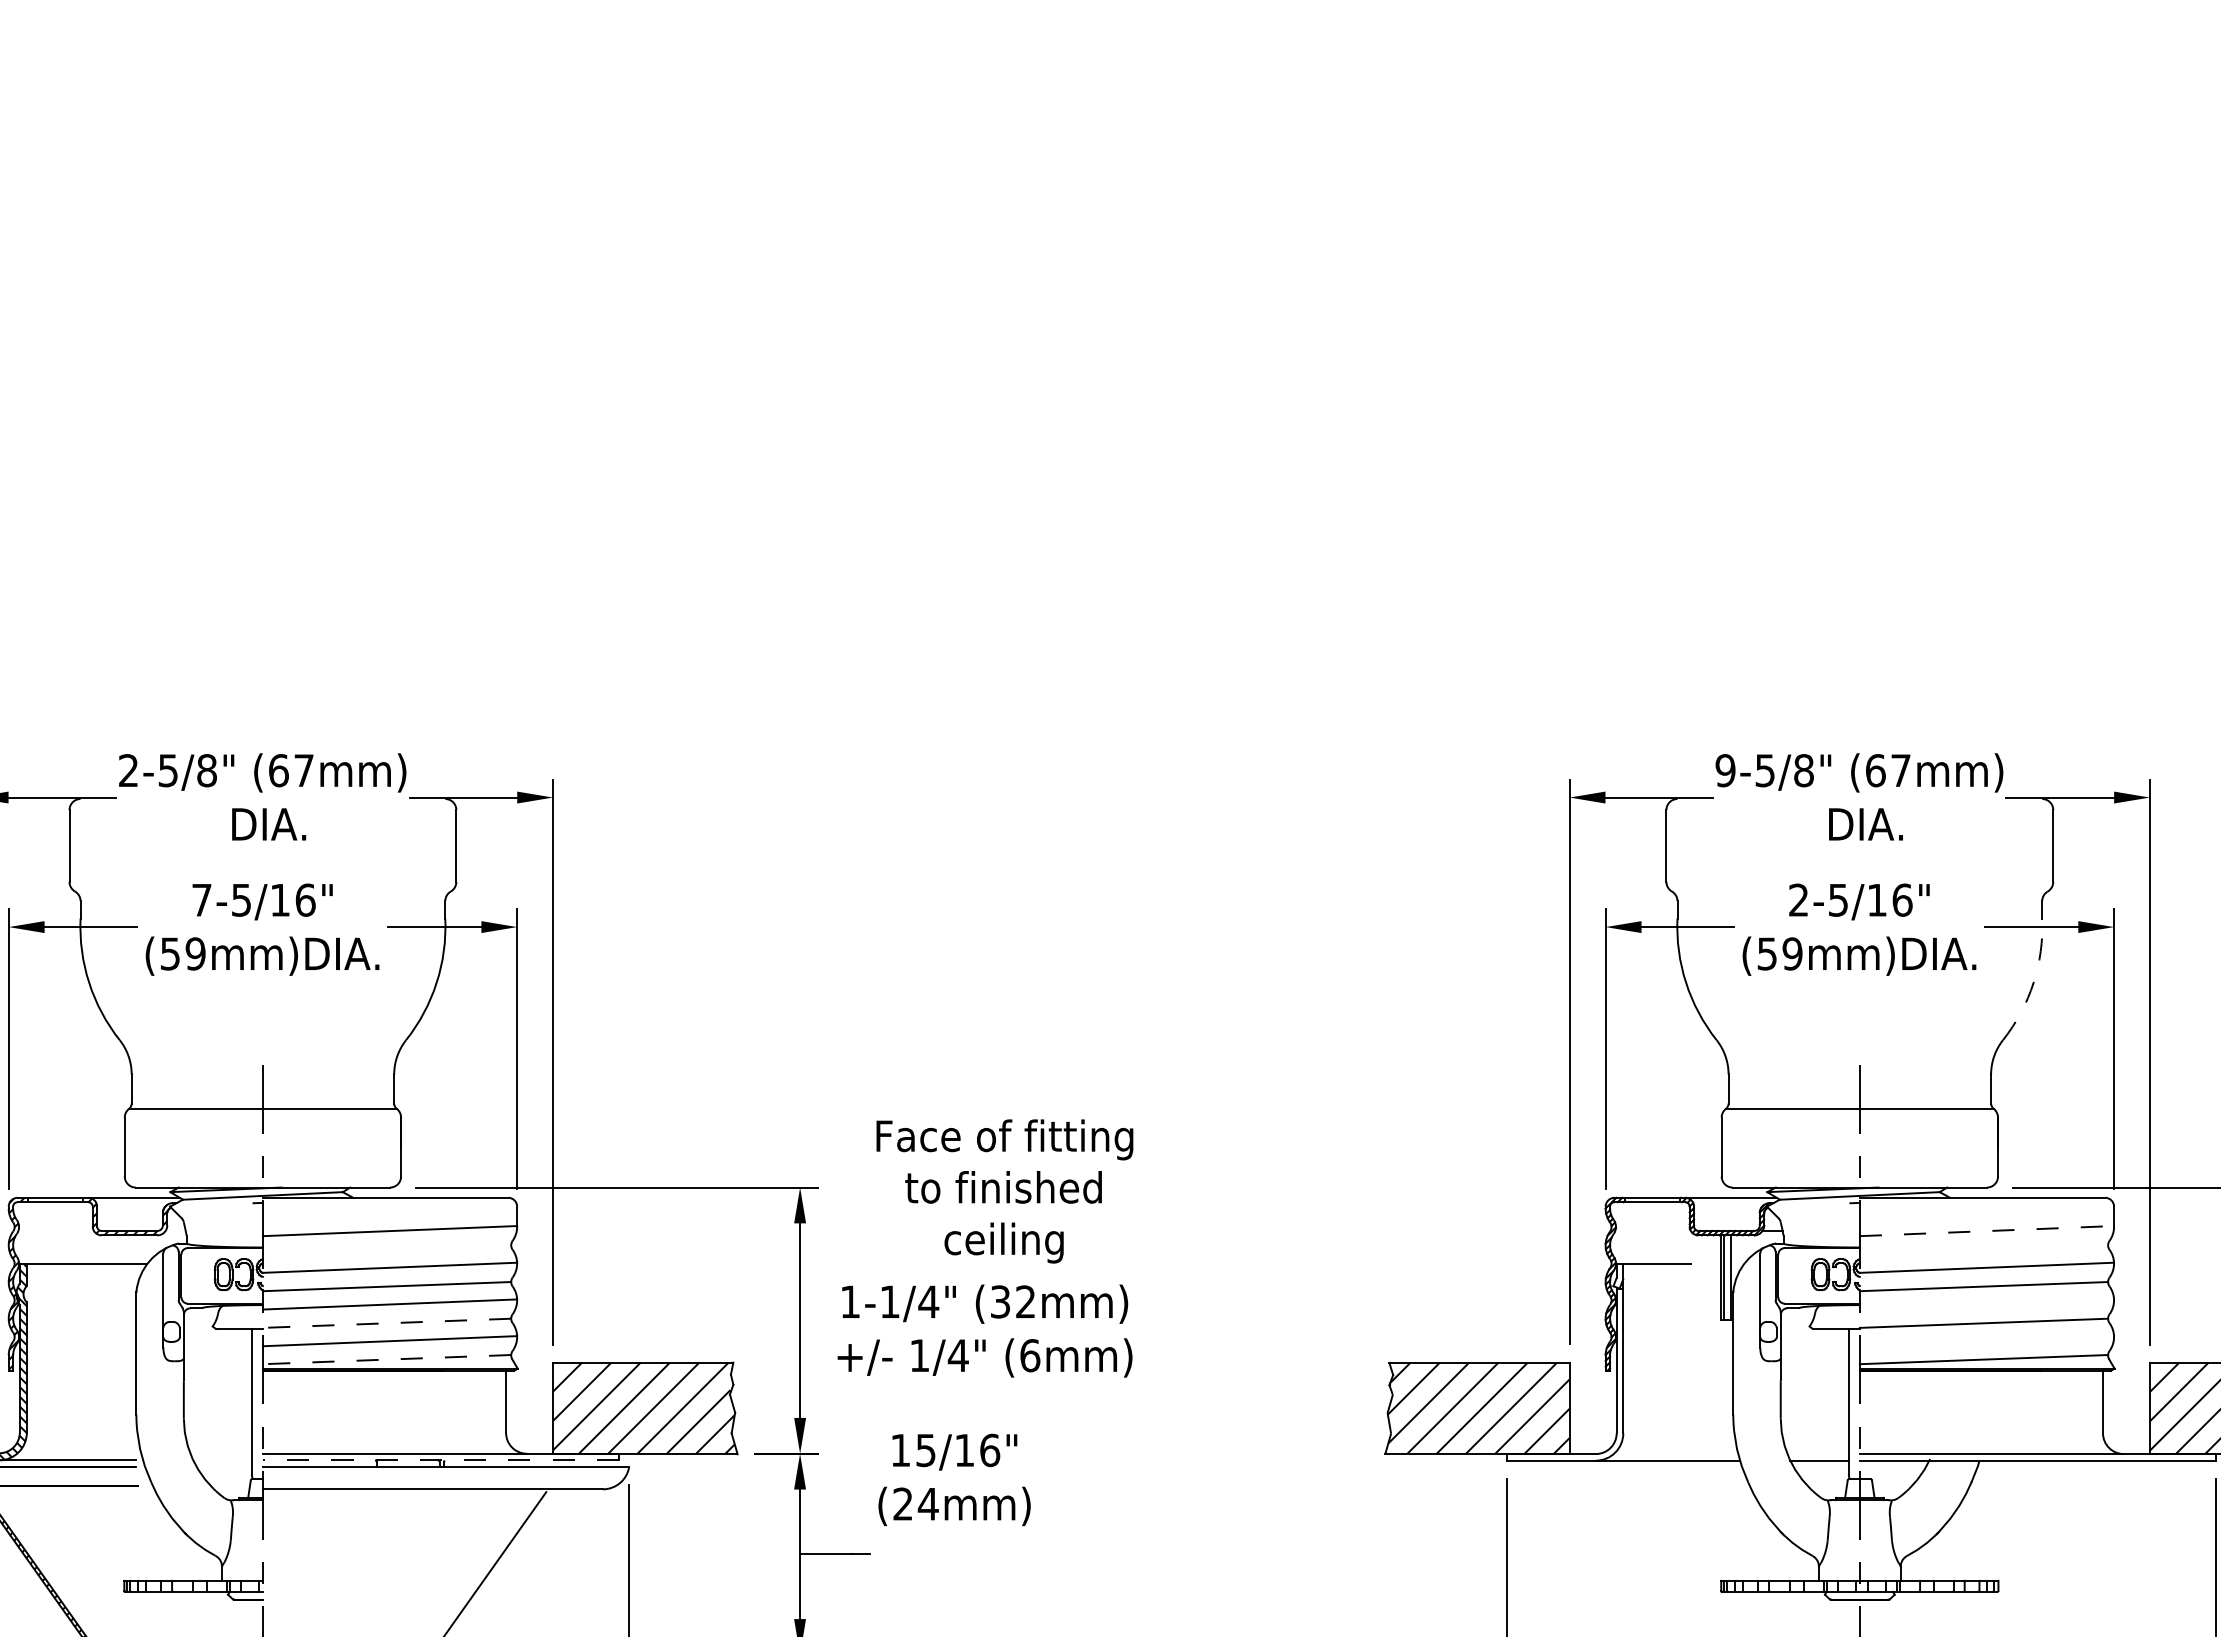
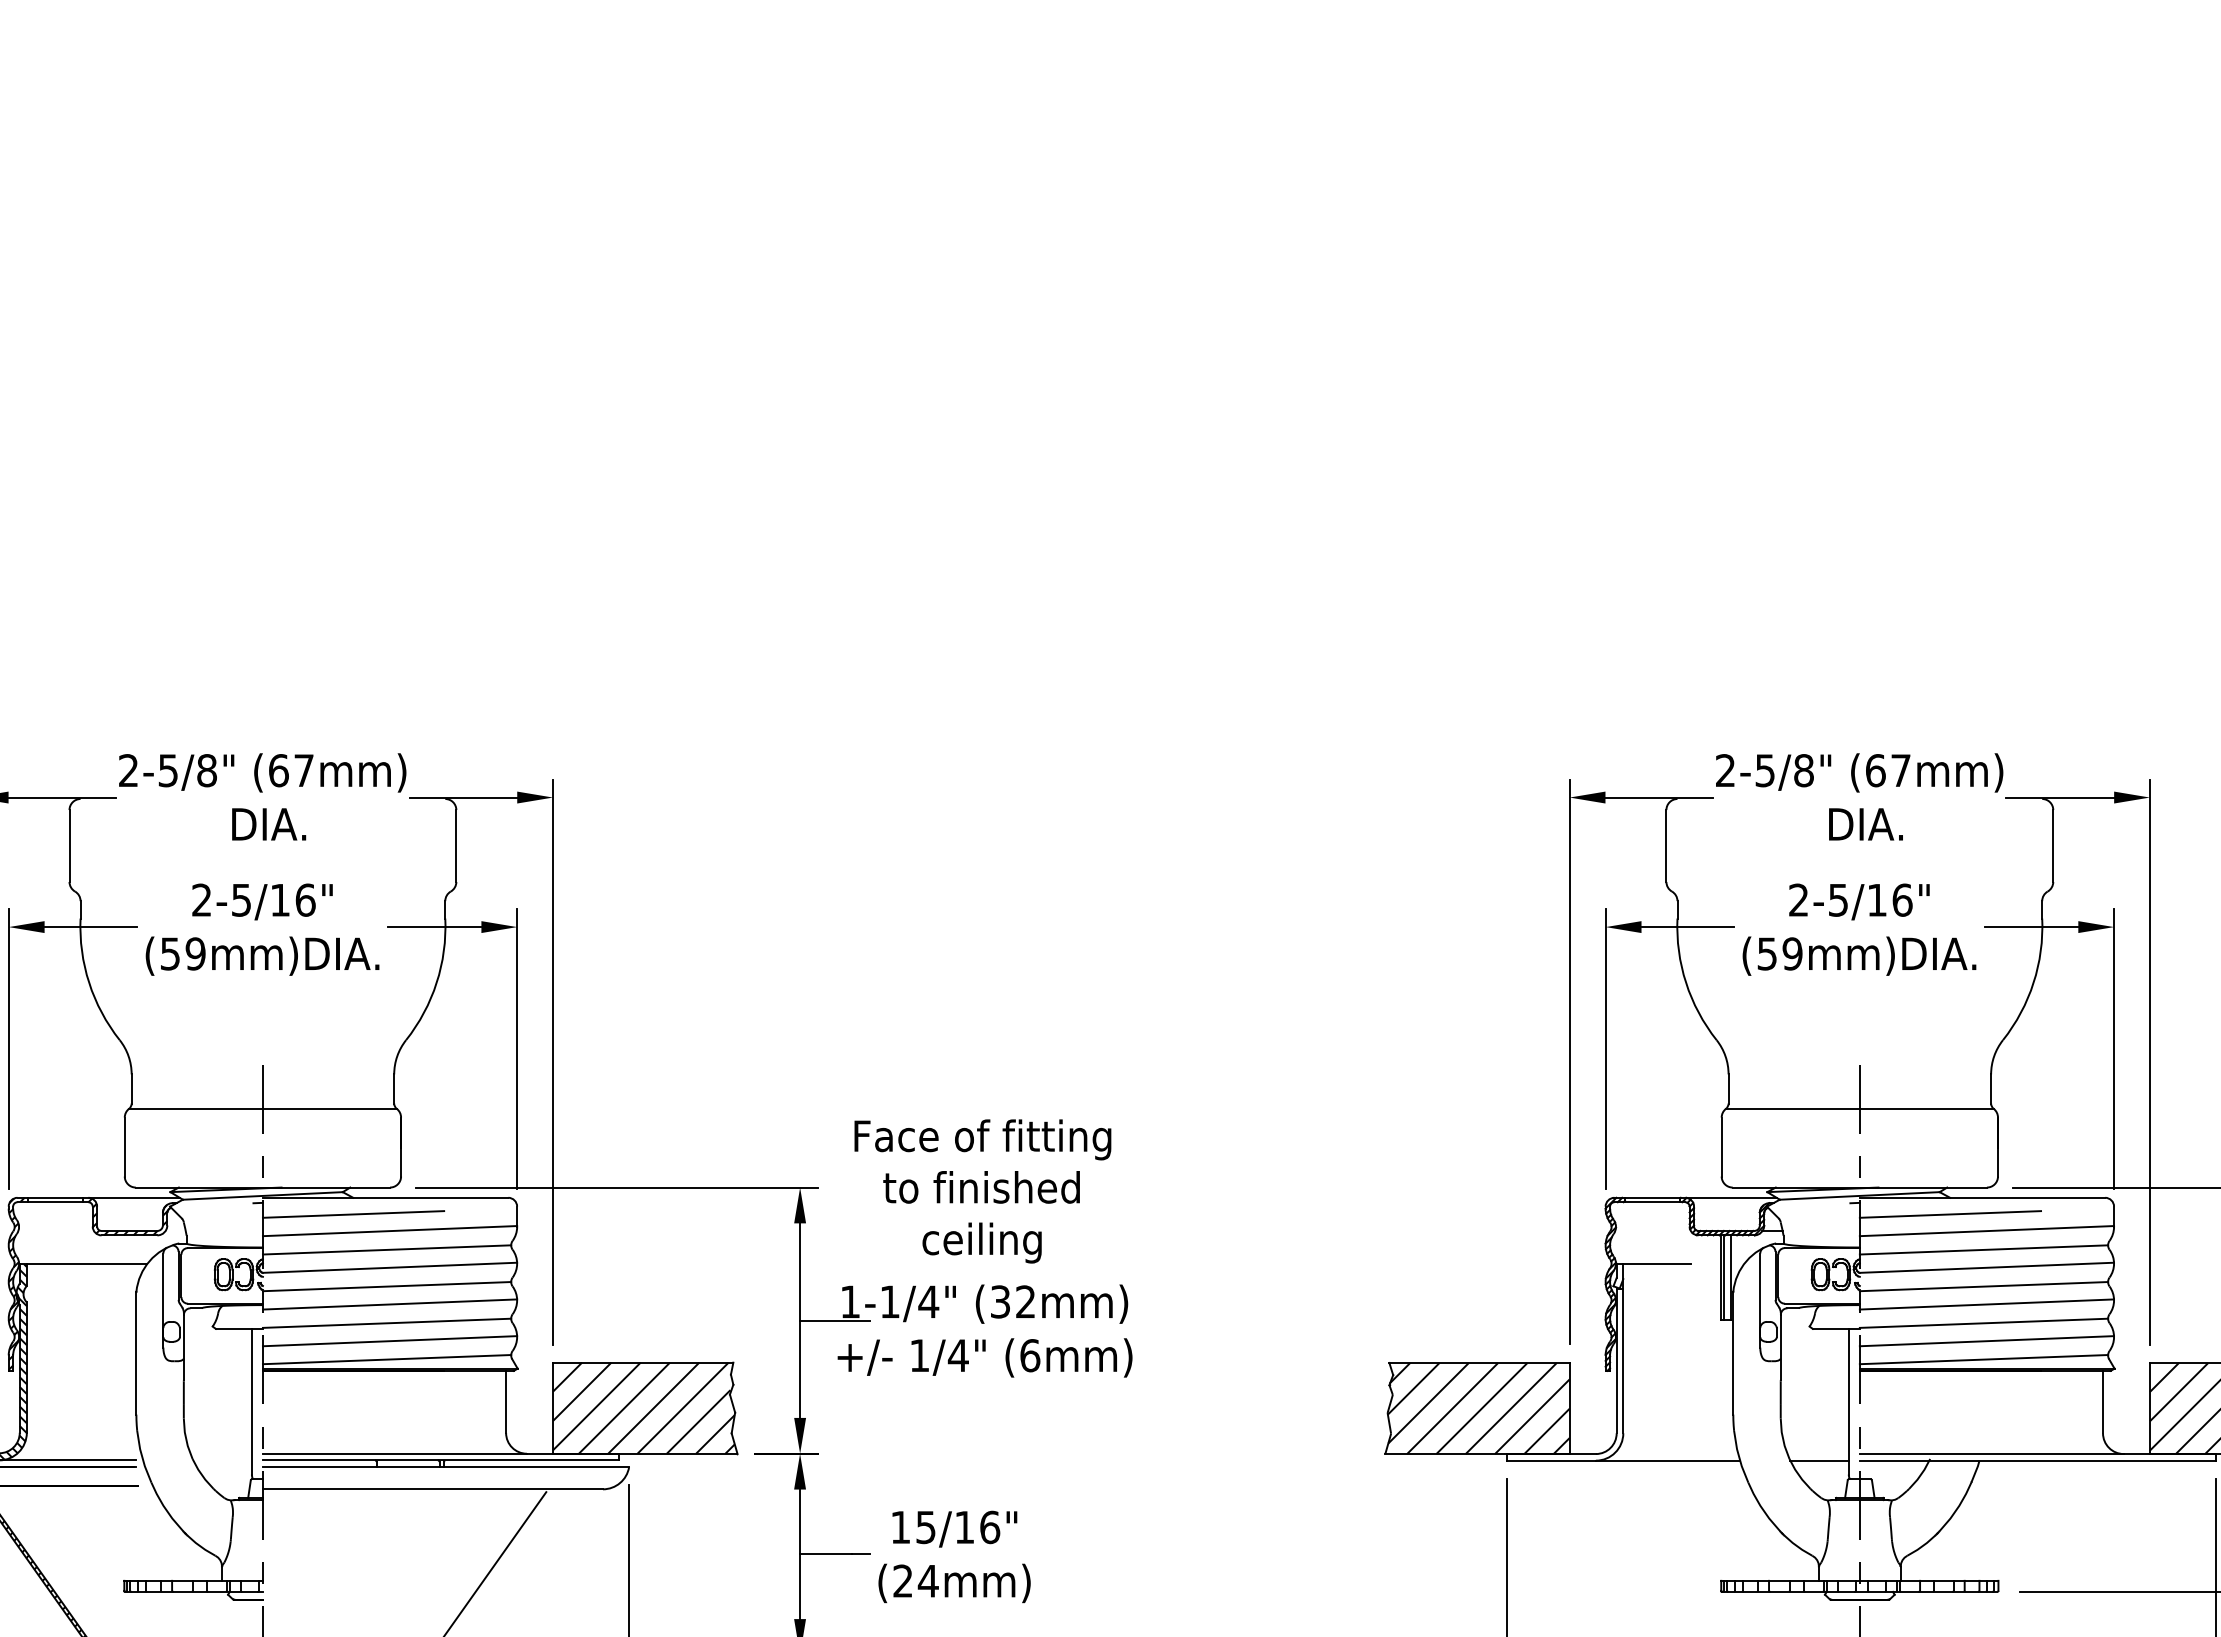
text: 9-5/8" -> 2-5/8" (1725, 770)
text: 7-5/16" -> 2-5/16" (201, 899)
arc: dashed -> solid (2033, 982)
text position: (1004, 1191) -> (982, 1191) (982, 1191)
line: none -> present (353, 1214)
line: none -> present (1950, 1214)
line: dashed -> solid (1987, 1231)
line: none -> present (386, 1249)
line: none -> present (1983, 1249)
line: none -> present (1986, 1304)
line: none -> present (834, 1320)
line: dashed -> solid (386, 1323)
line: none -> present (1986, 1341)
line: dashed -> solid (386, 1359)
line: dashed -> solid (440, 1460)
text position: (954, 1479) -> (954, 1556) (954, 1556)
line: none -> present (2118, 1591)
